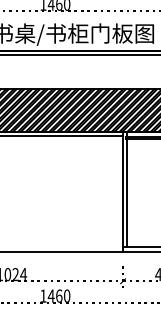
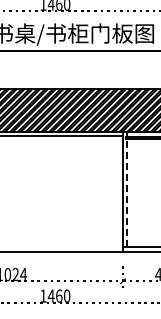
line: present -> none (79, 54)
line: solid -> dashed (127, 192)
